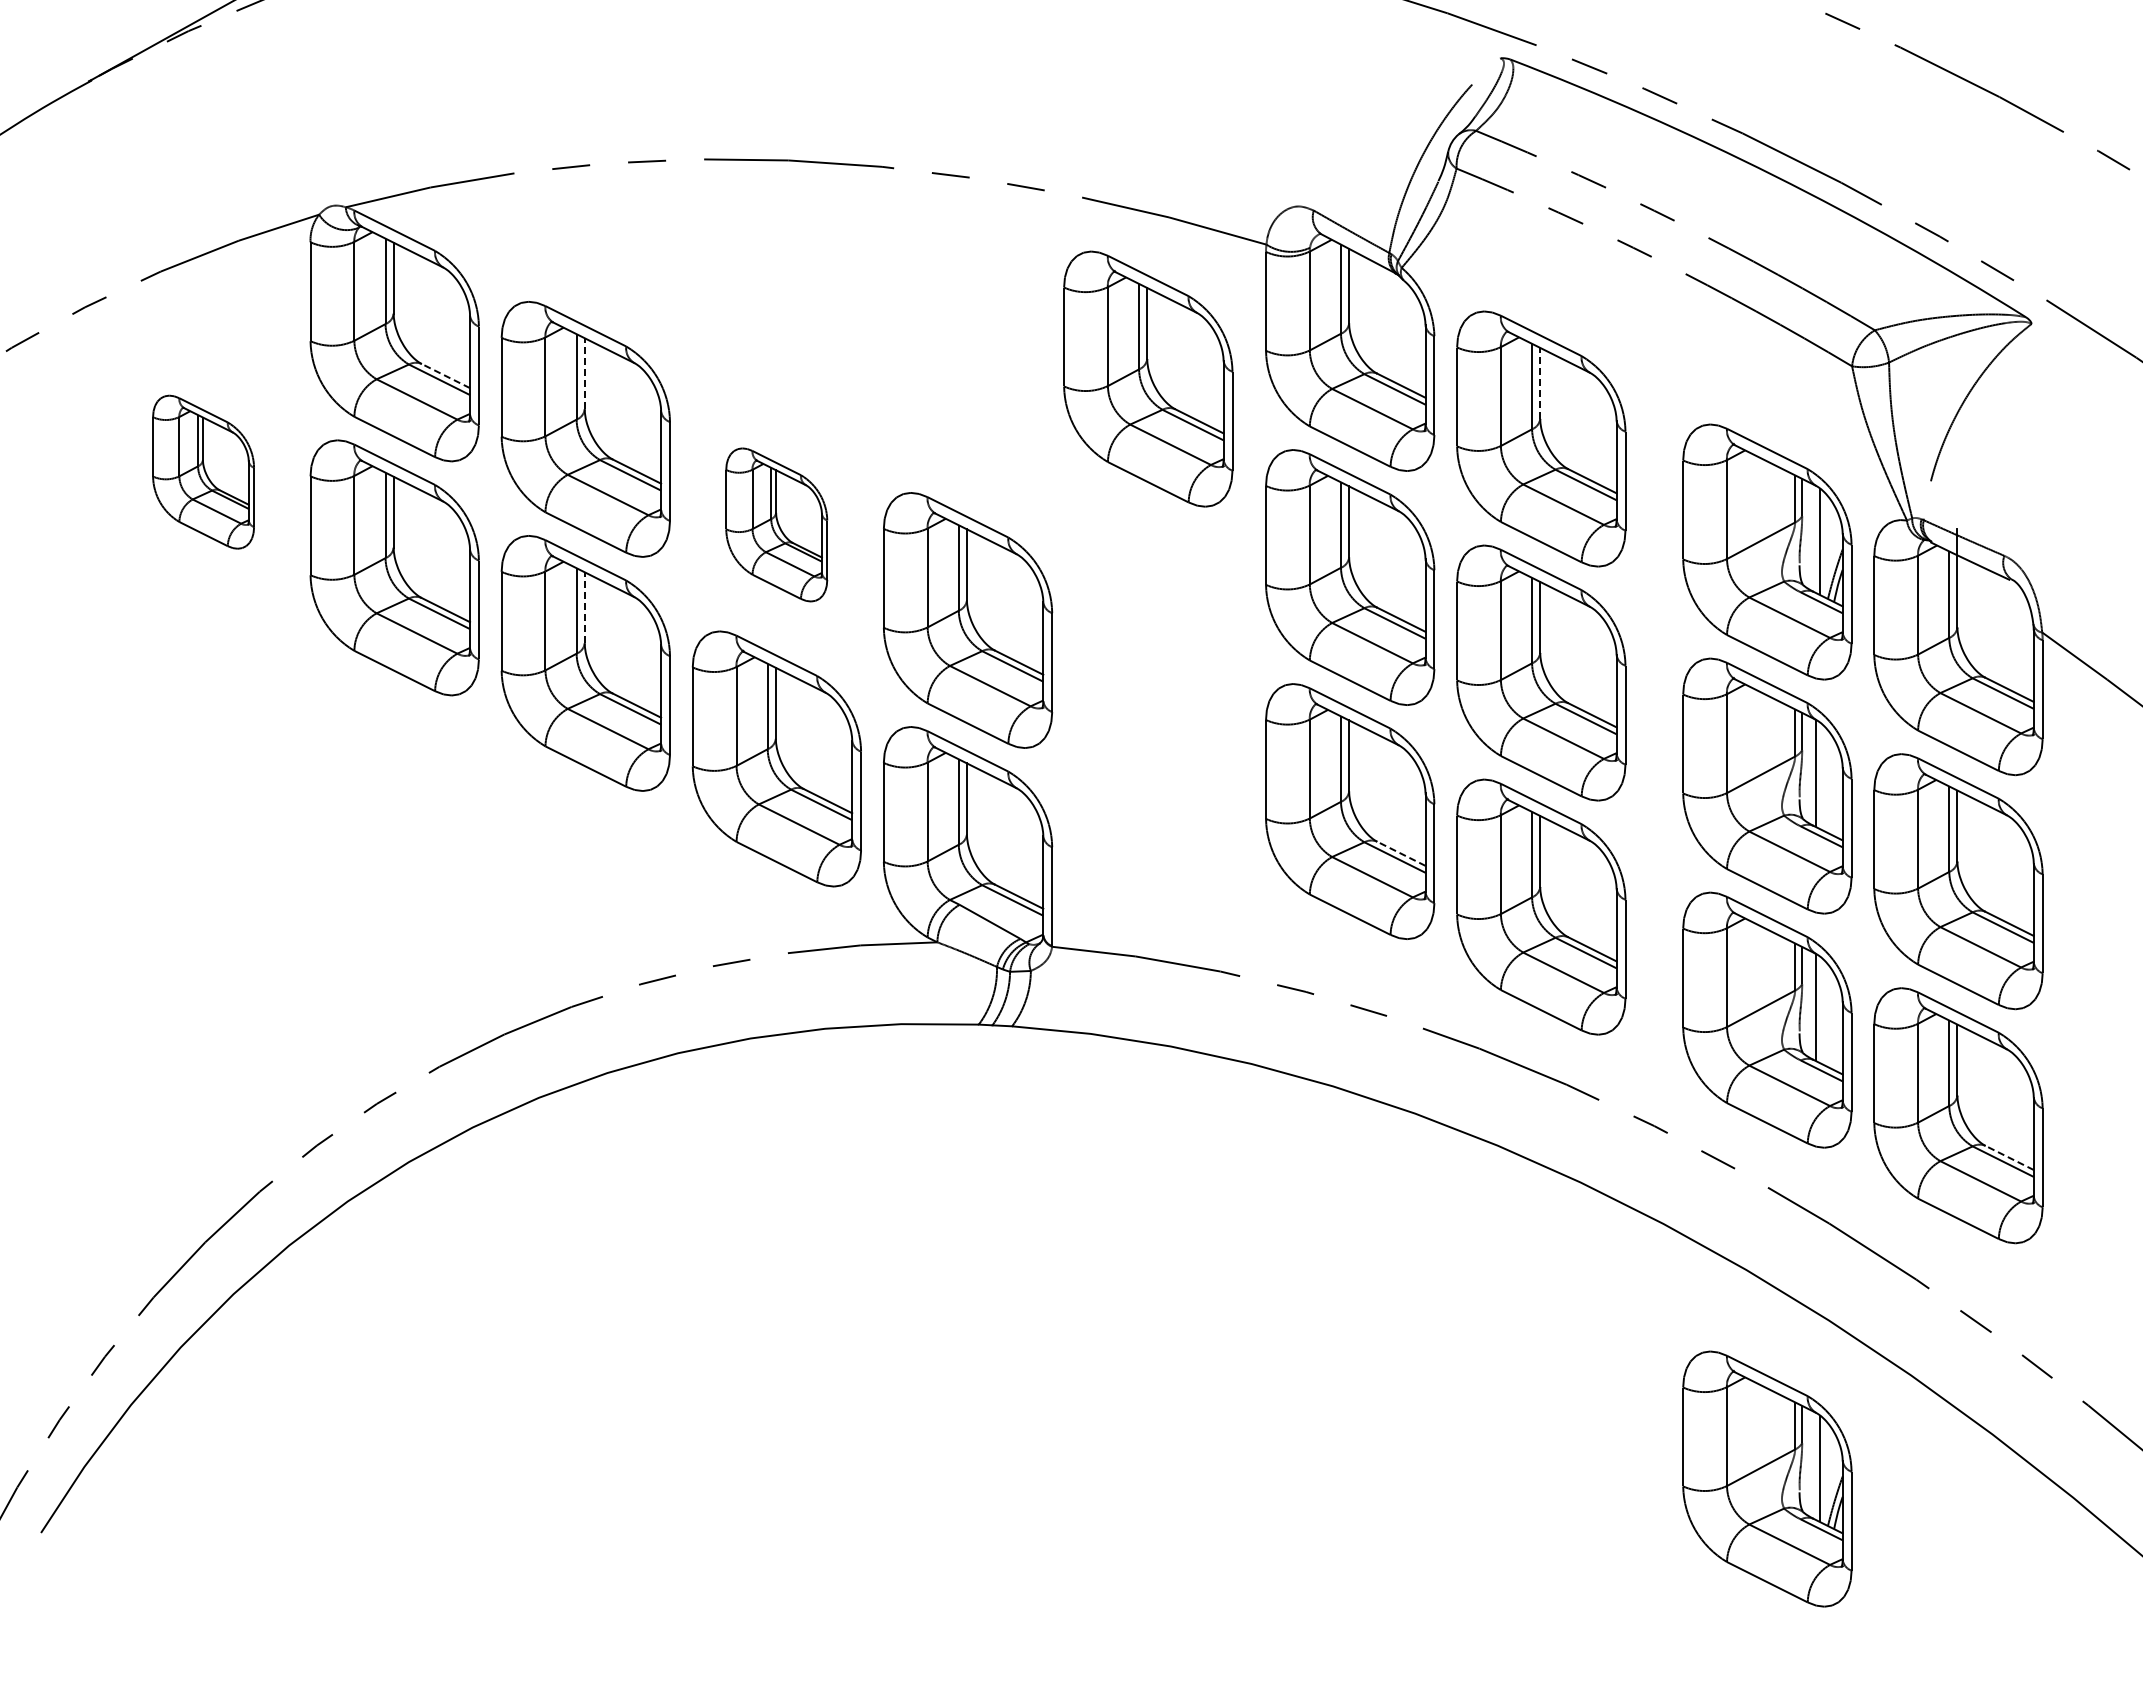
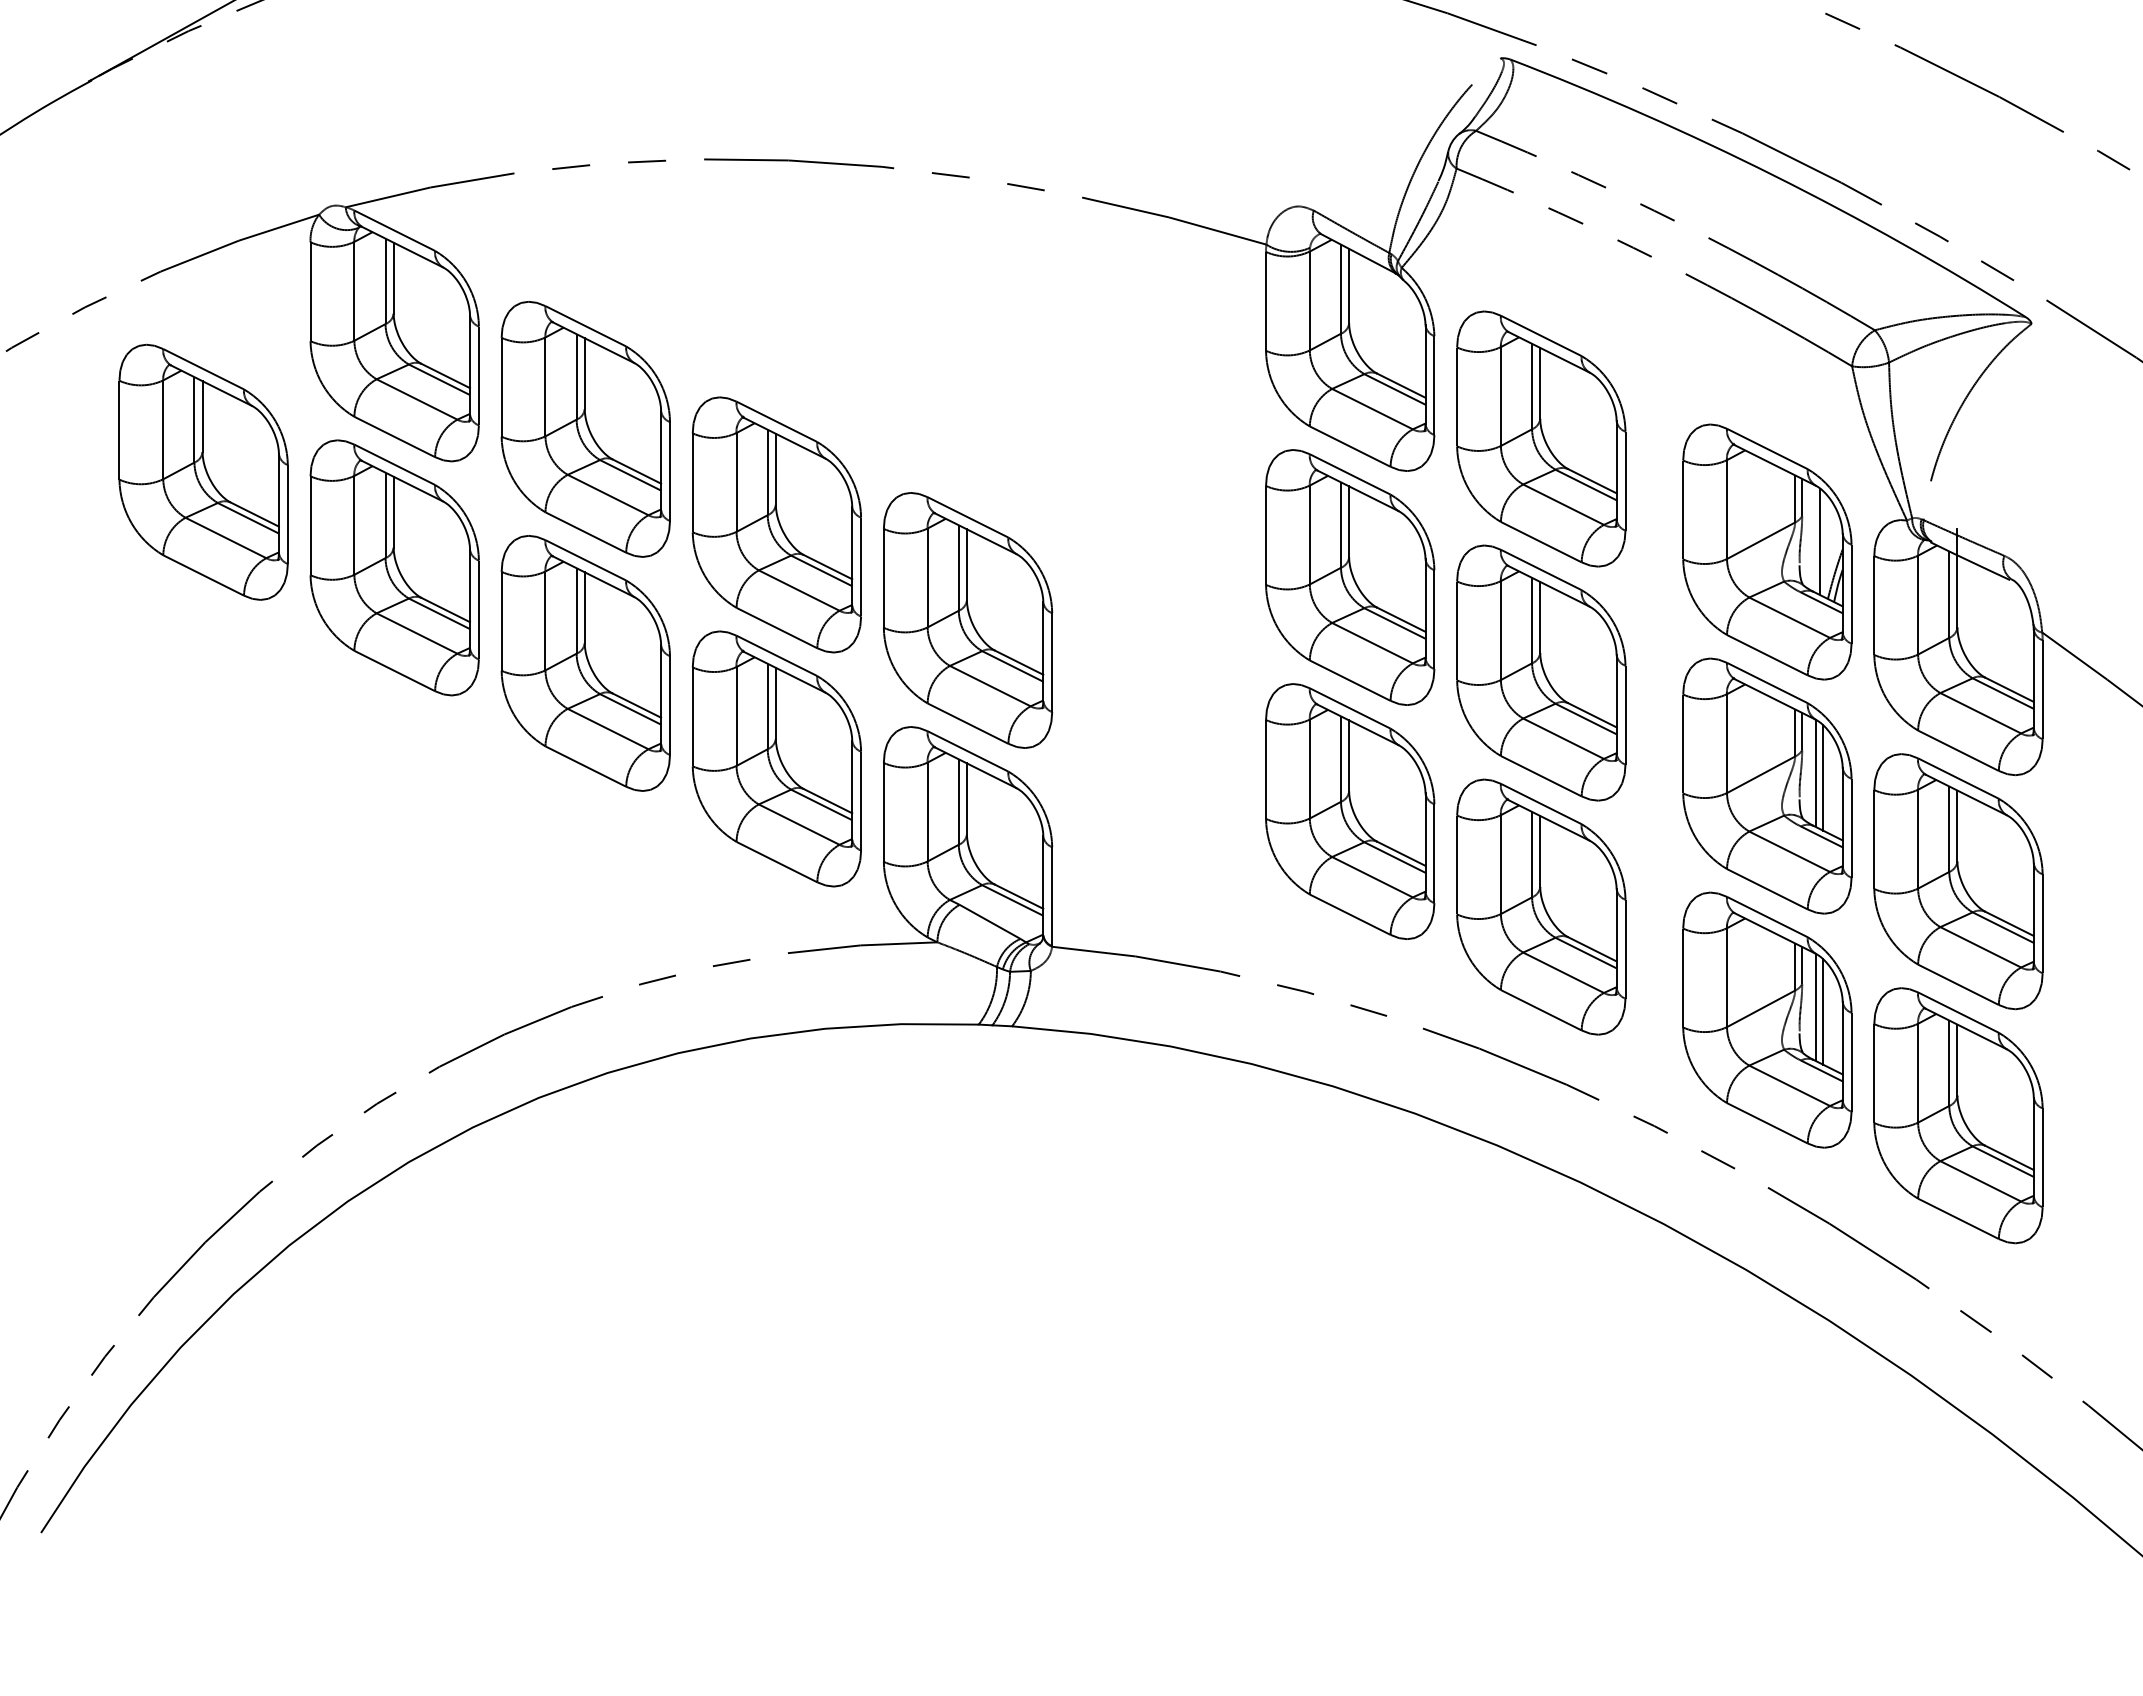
line: dashed -> solid (584, 373)
line: dashed -> solid (445, 376)
part: present -> none (1148, 378)
line: dashed -> solid (1540, 383)
part size: 103x156 px -> 171x258 px (203, 471)
part size: 104x156 px -> 171x258 px (776, 524)
line: dashed -> solid (584, 607)
line: none -> present (1823, 777)
line: dashed -> solid (1401, 853)
line: none -> present (1823, 1011)
line: dashed -> solid (2009, 1157)
part: present -> none (1767, 1478)
